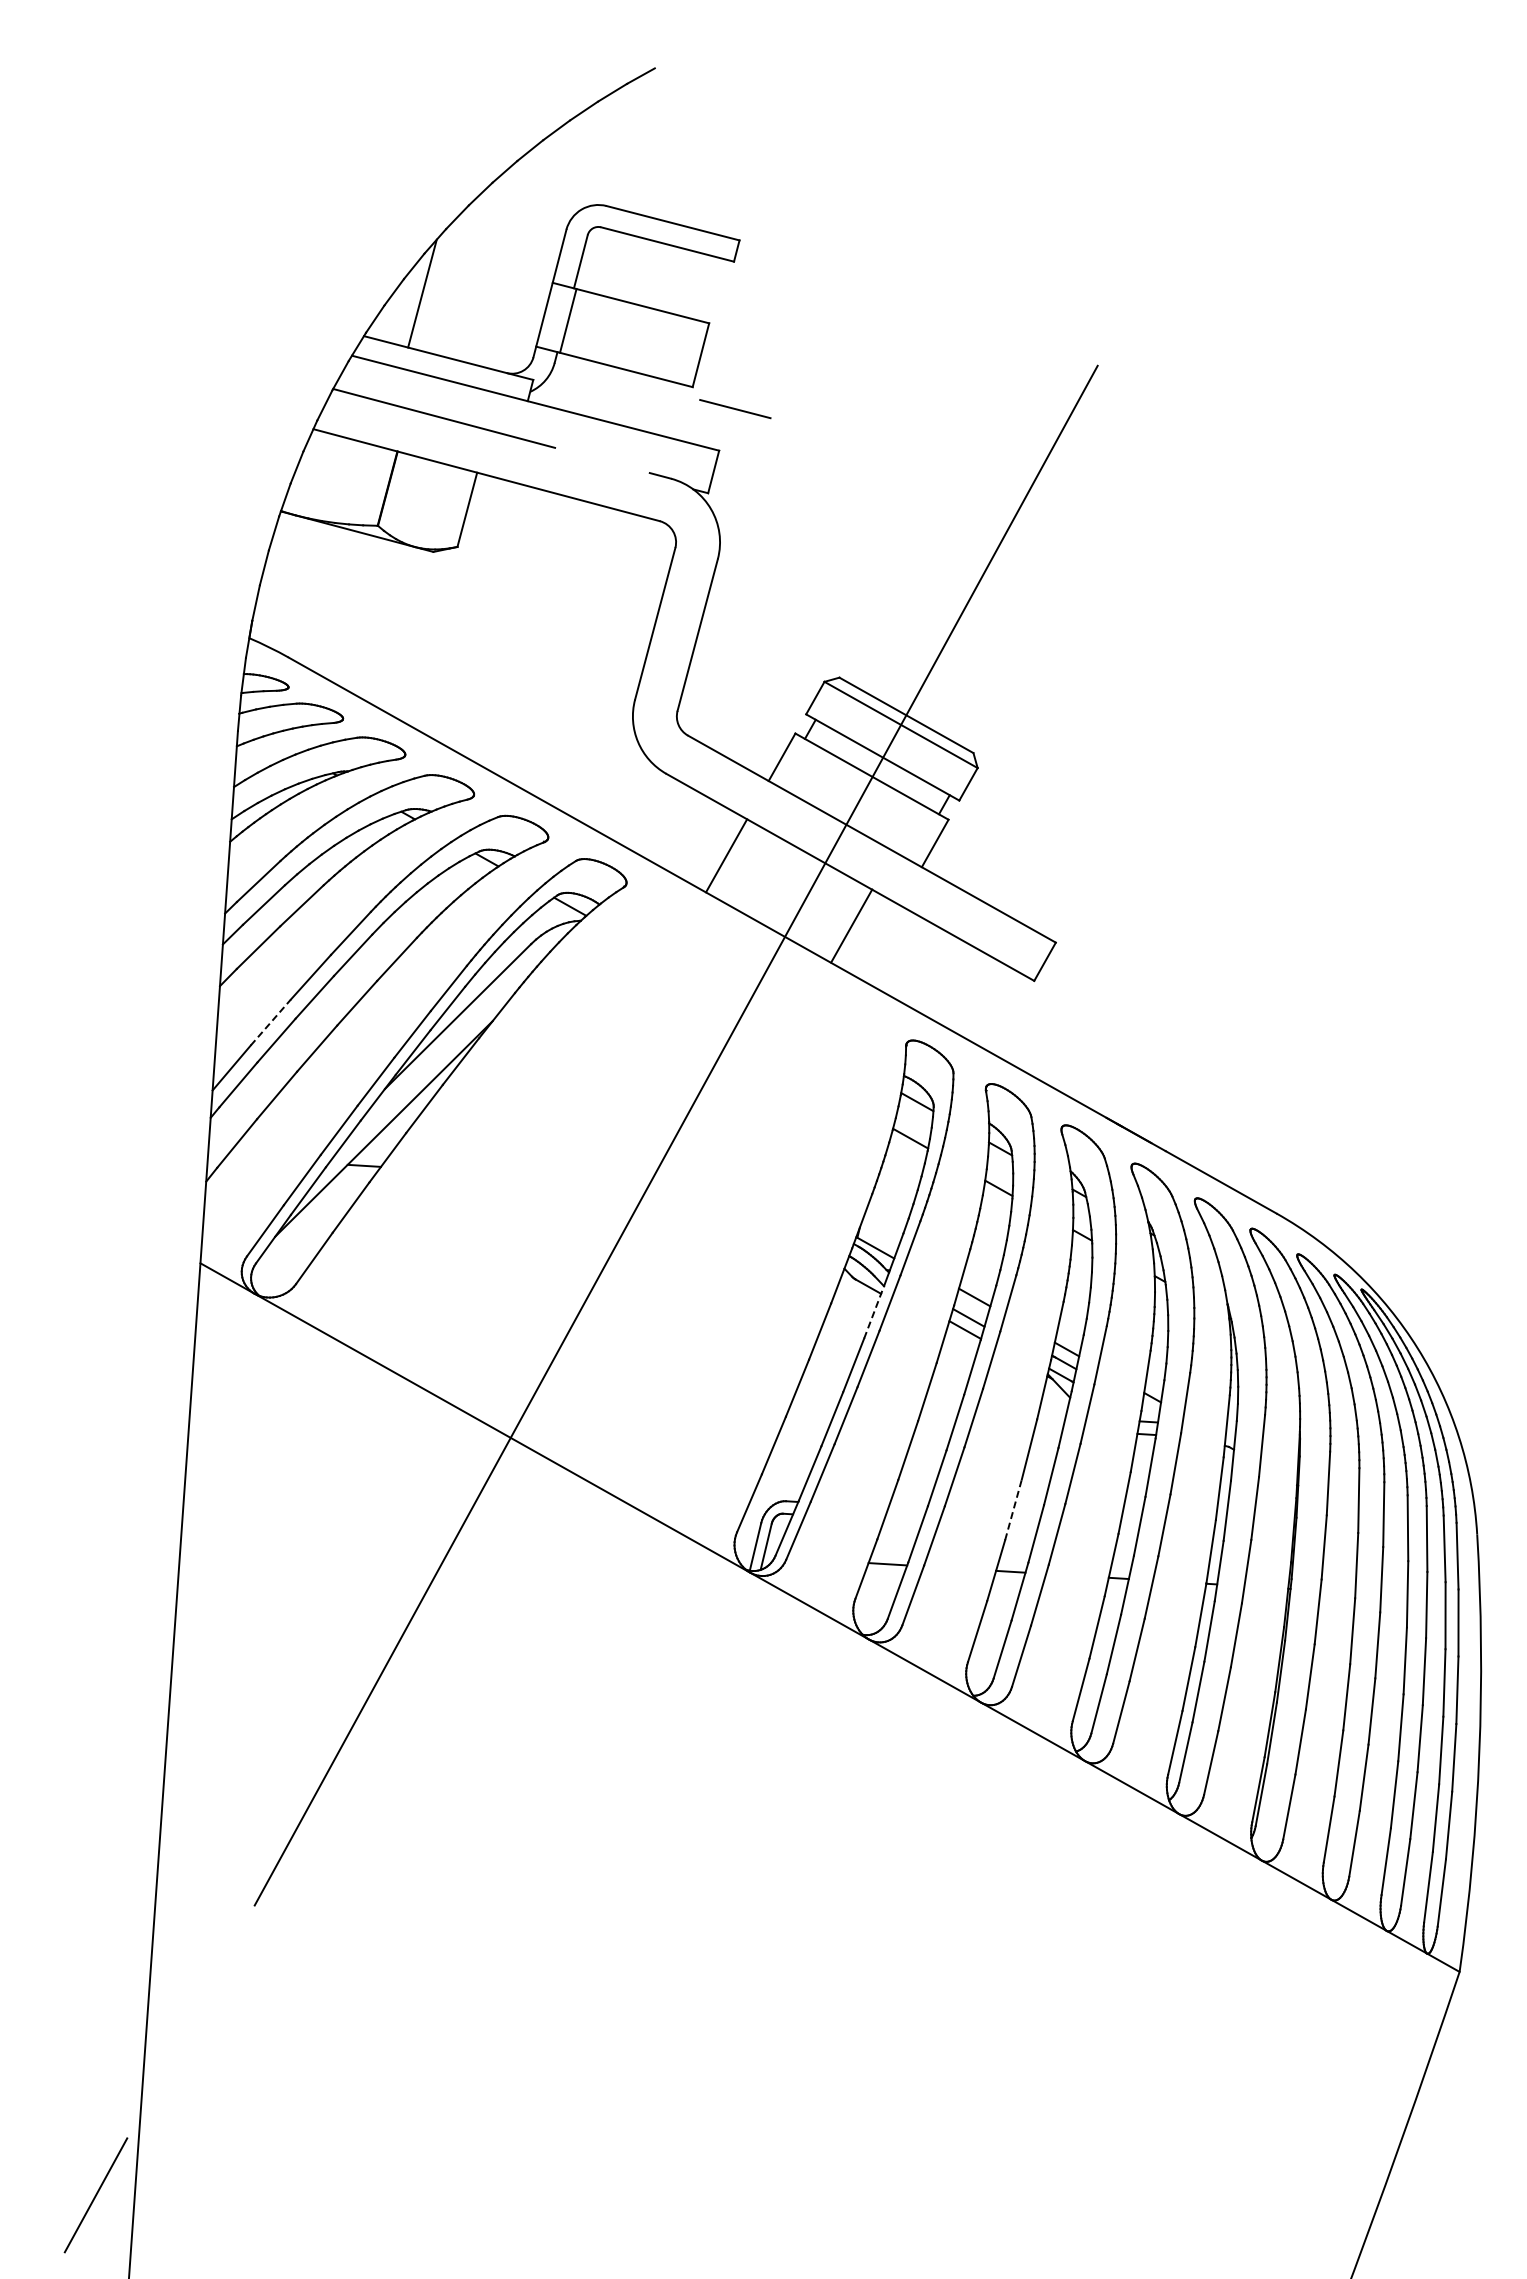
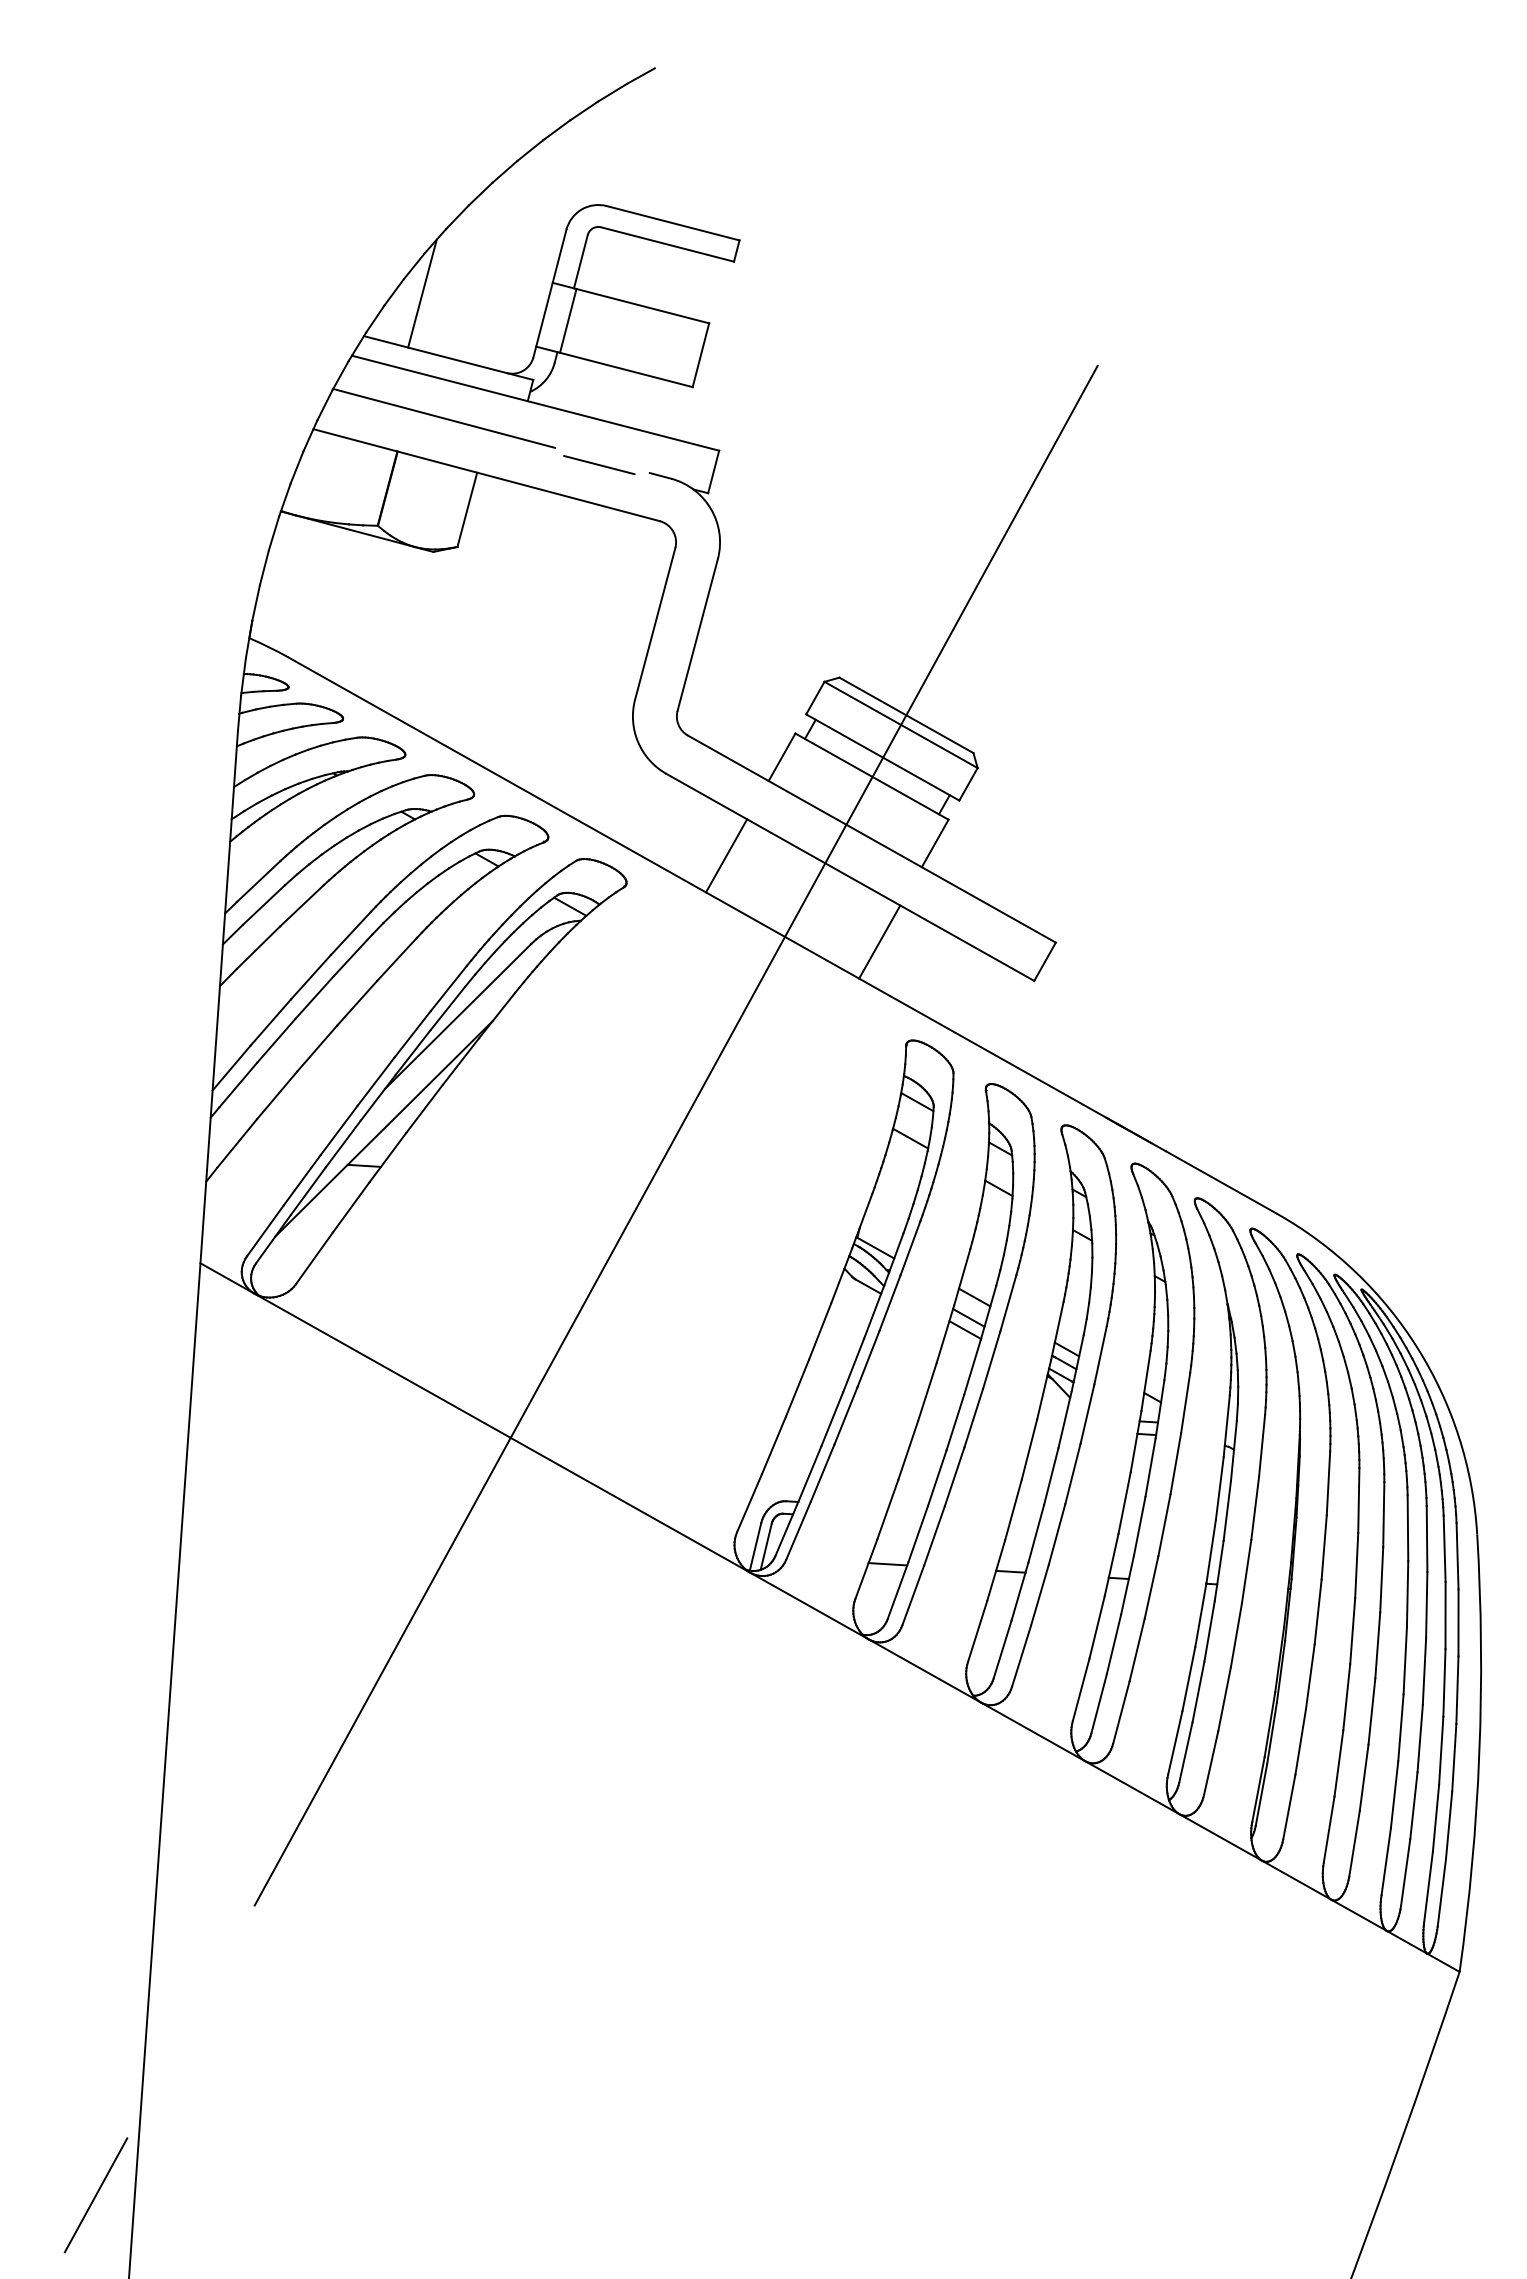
line position: (735, 409) -> (599, 465) (599, 465)
line position: (851, 925) -> (879, 941) (879, 941)
line: dashed -> solid (270, 1022)
line: dashed -> solid (874, 1311)
line: dashed -> solid (1013, 1509)
